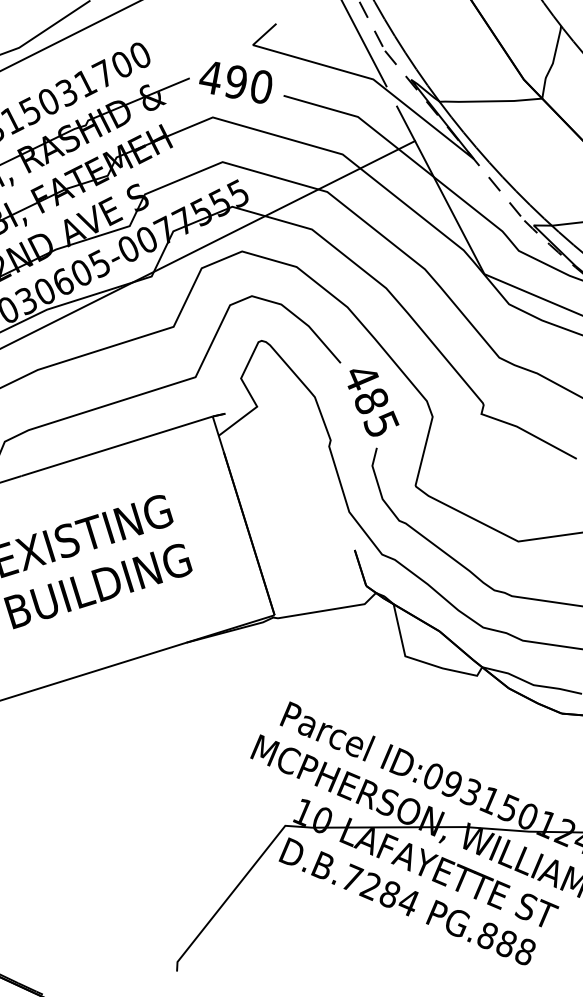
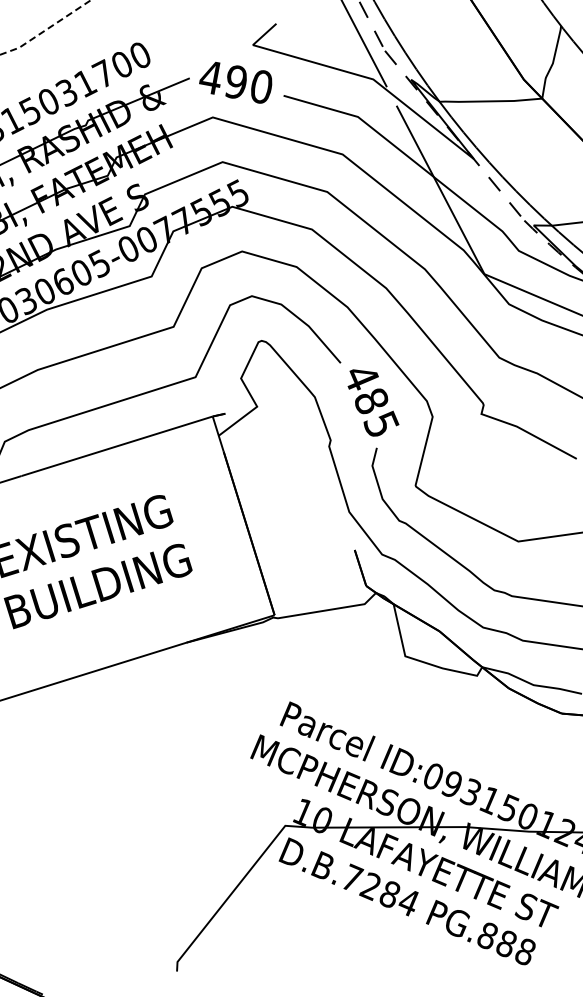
line: solid -> dashed (45, 30)
line: present -> none (69, 36)
line: present -> none (208, 244)
